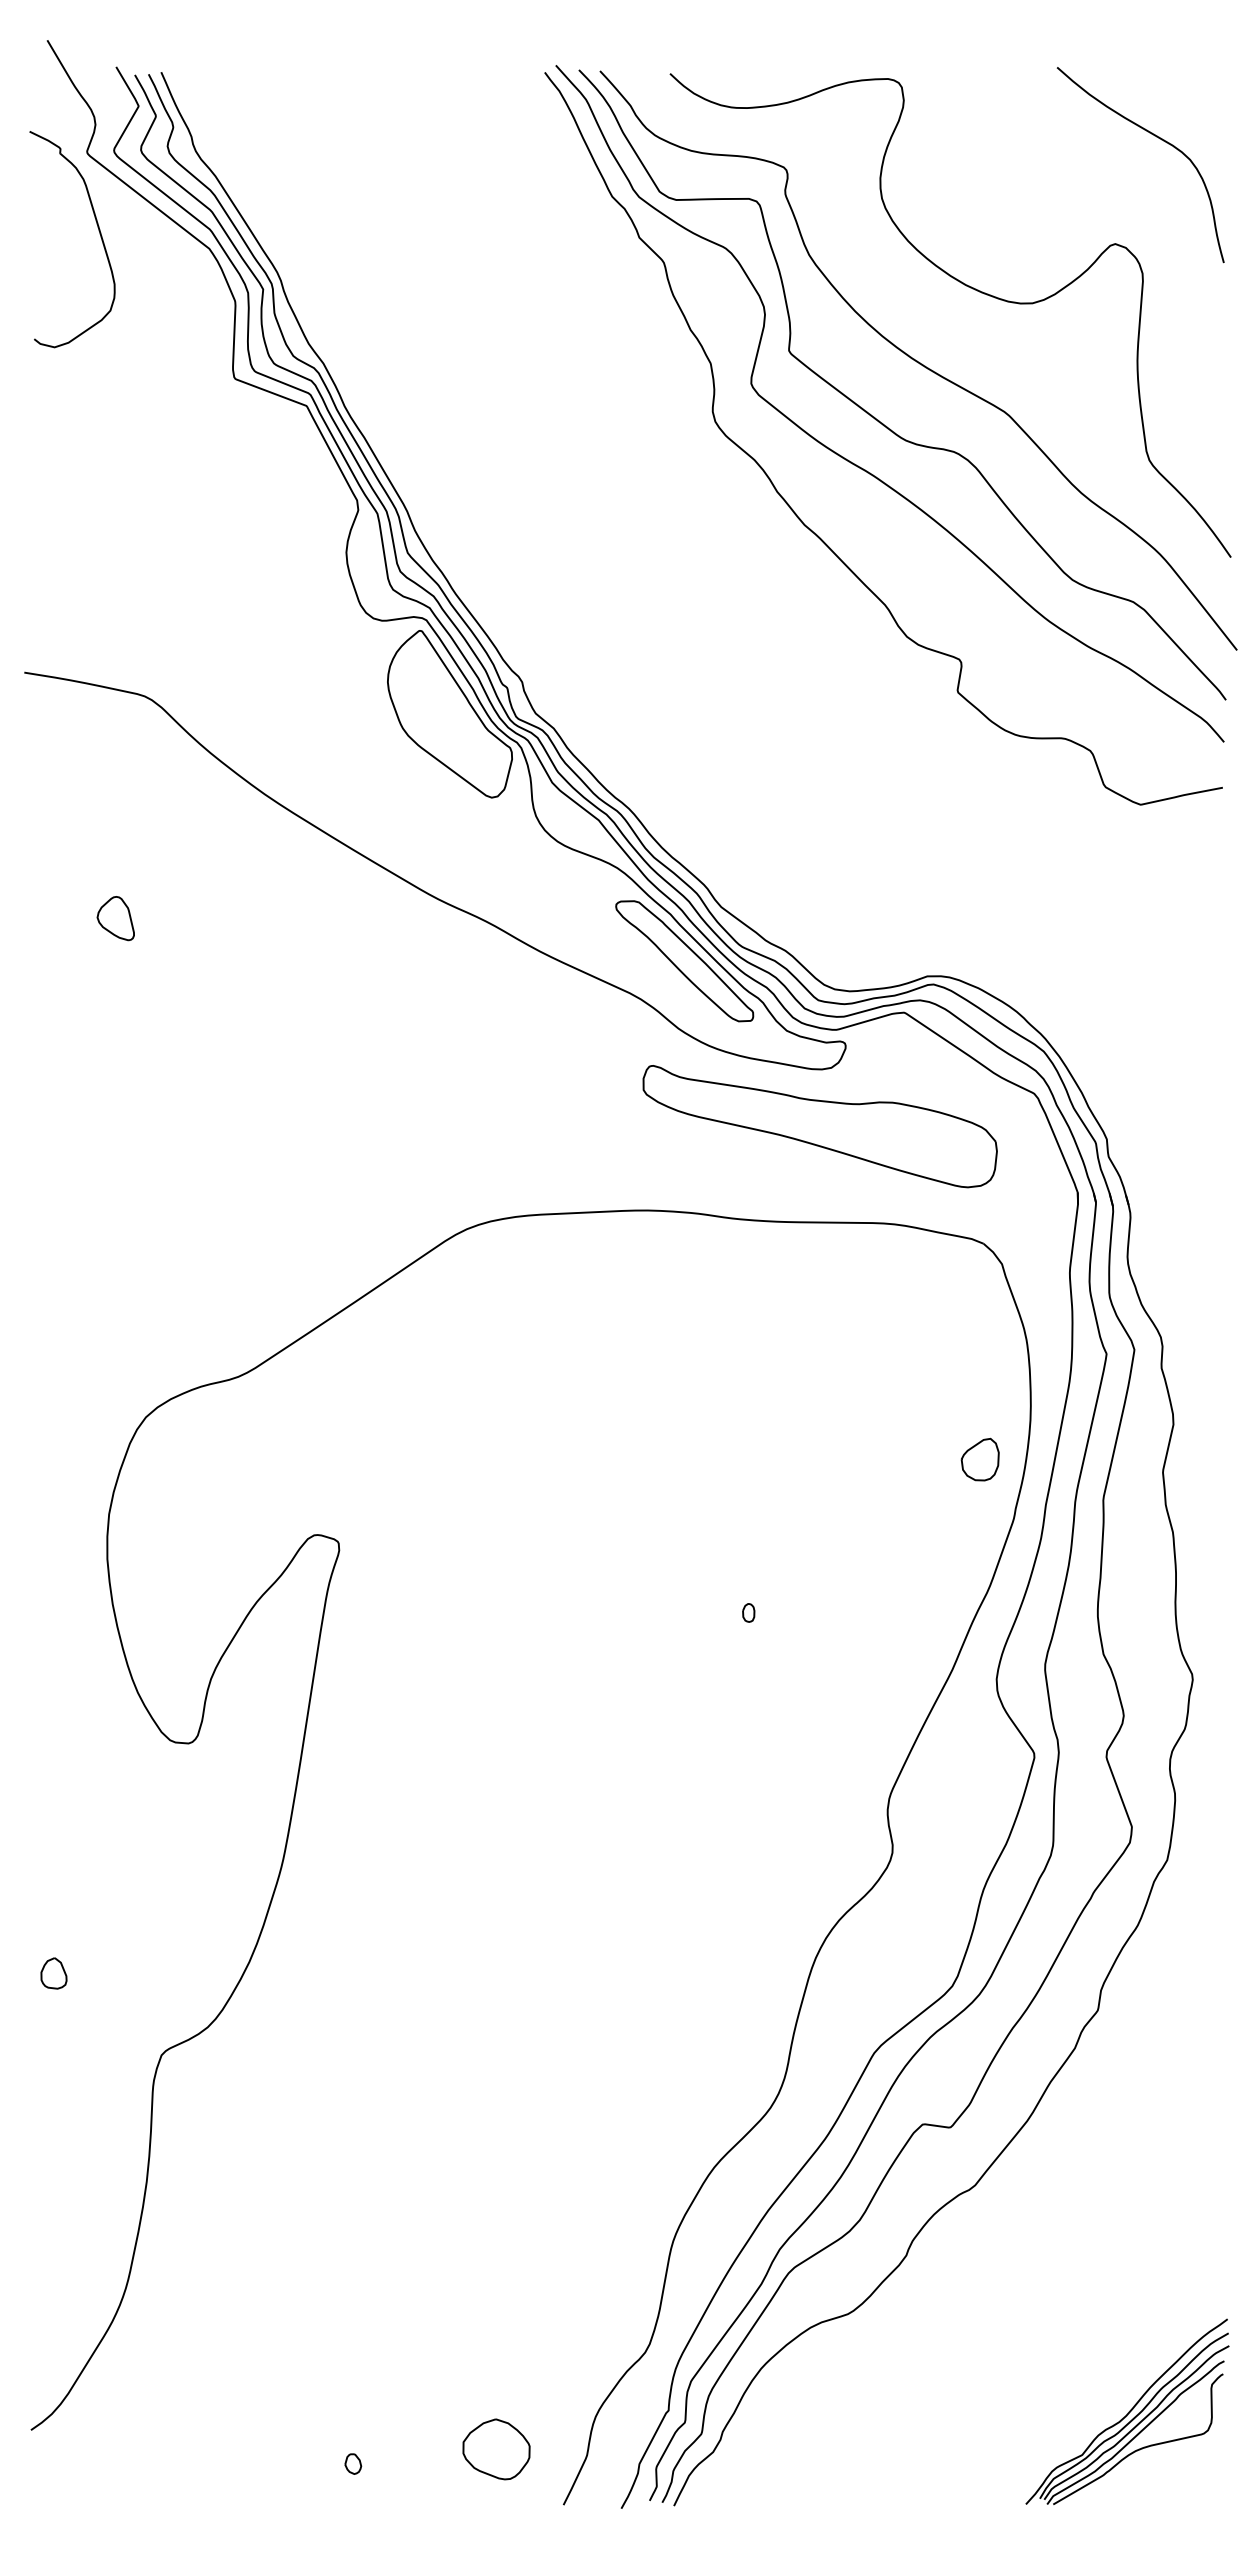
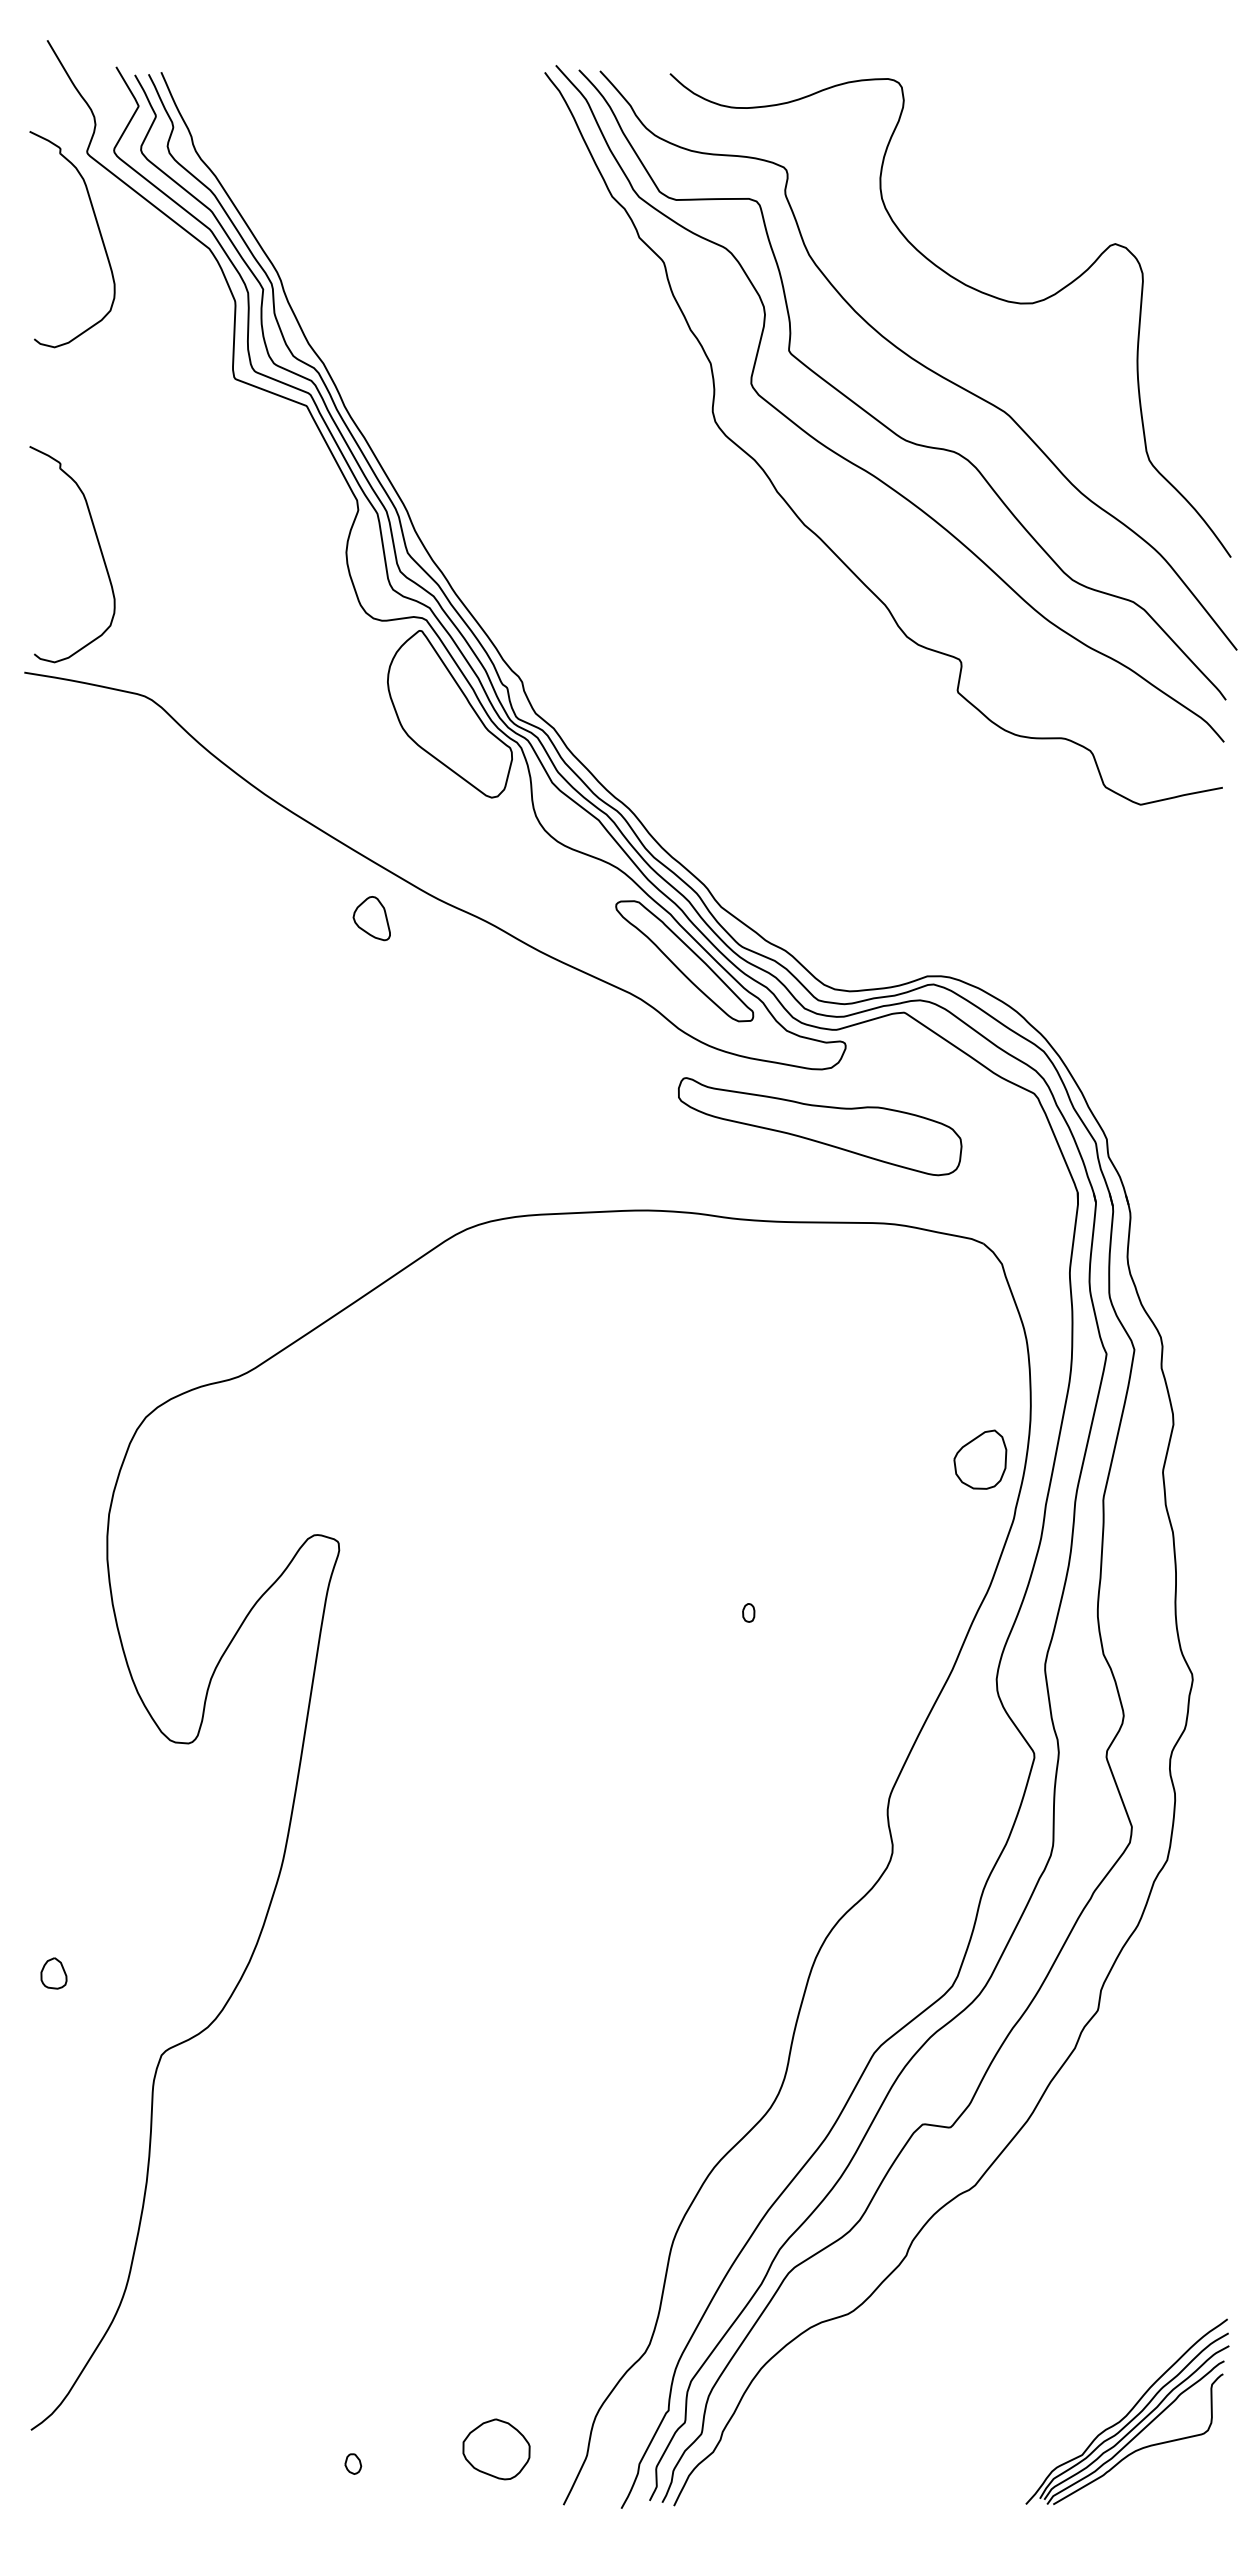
curve: present -> none (1154, 136)
part: none -> present (99, 549)
part position: (115, 918) -> (371, 918) (371, 918)
part size: 356x124 px -> 285x100 px (820, 1126)
part size: 40x45 px -> 55x61 px (980, 1459)
